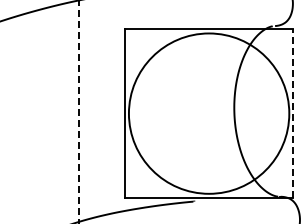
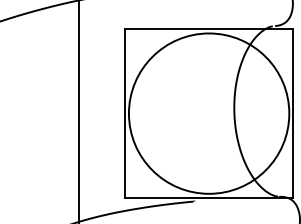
line: dashed -> solid (79, 111)
line: dashed -> solid (293, 113)
